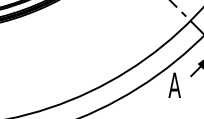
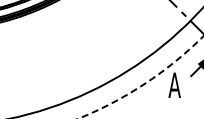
arc: solid -> dashed (145, 83)
